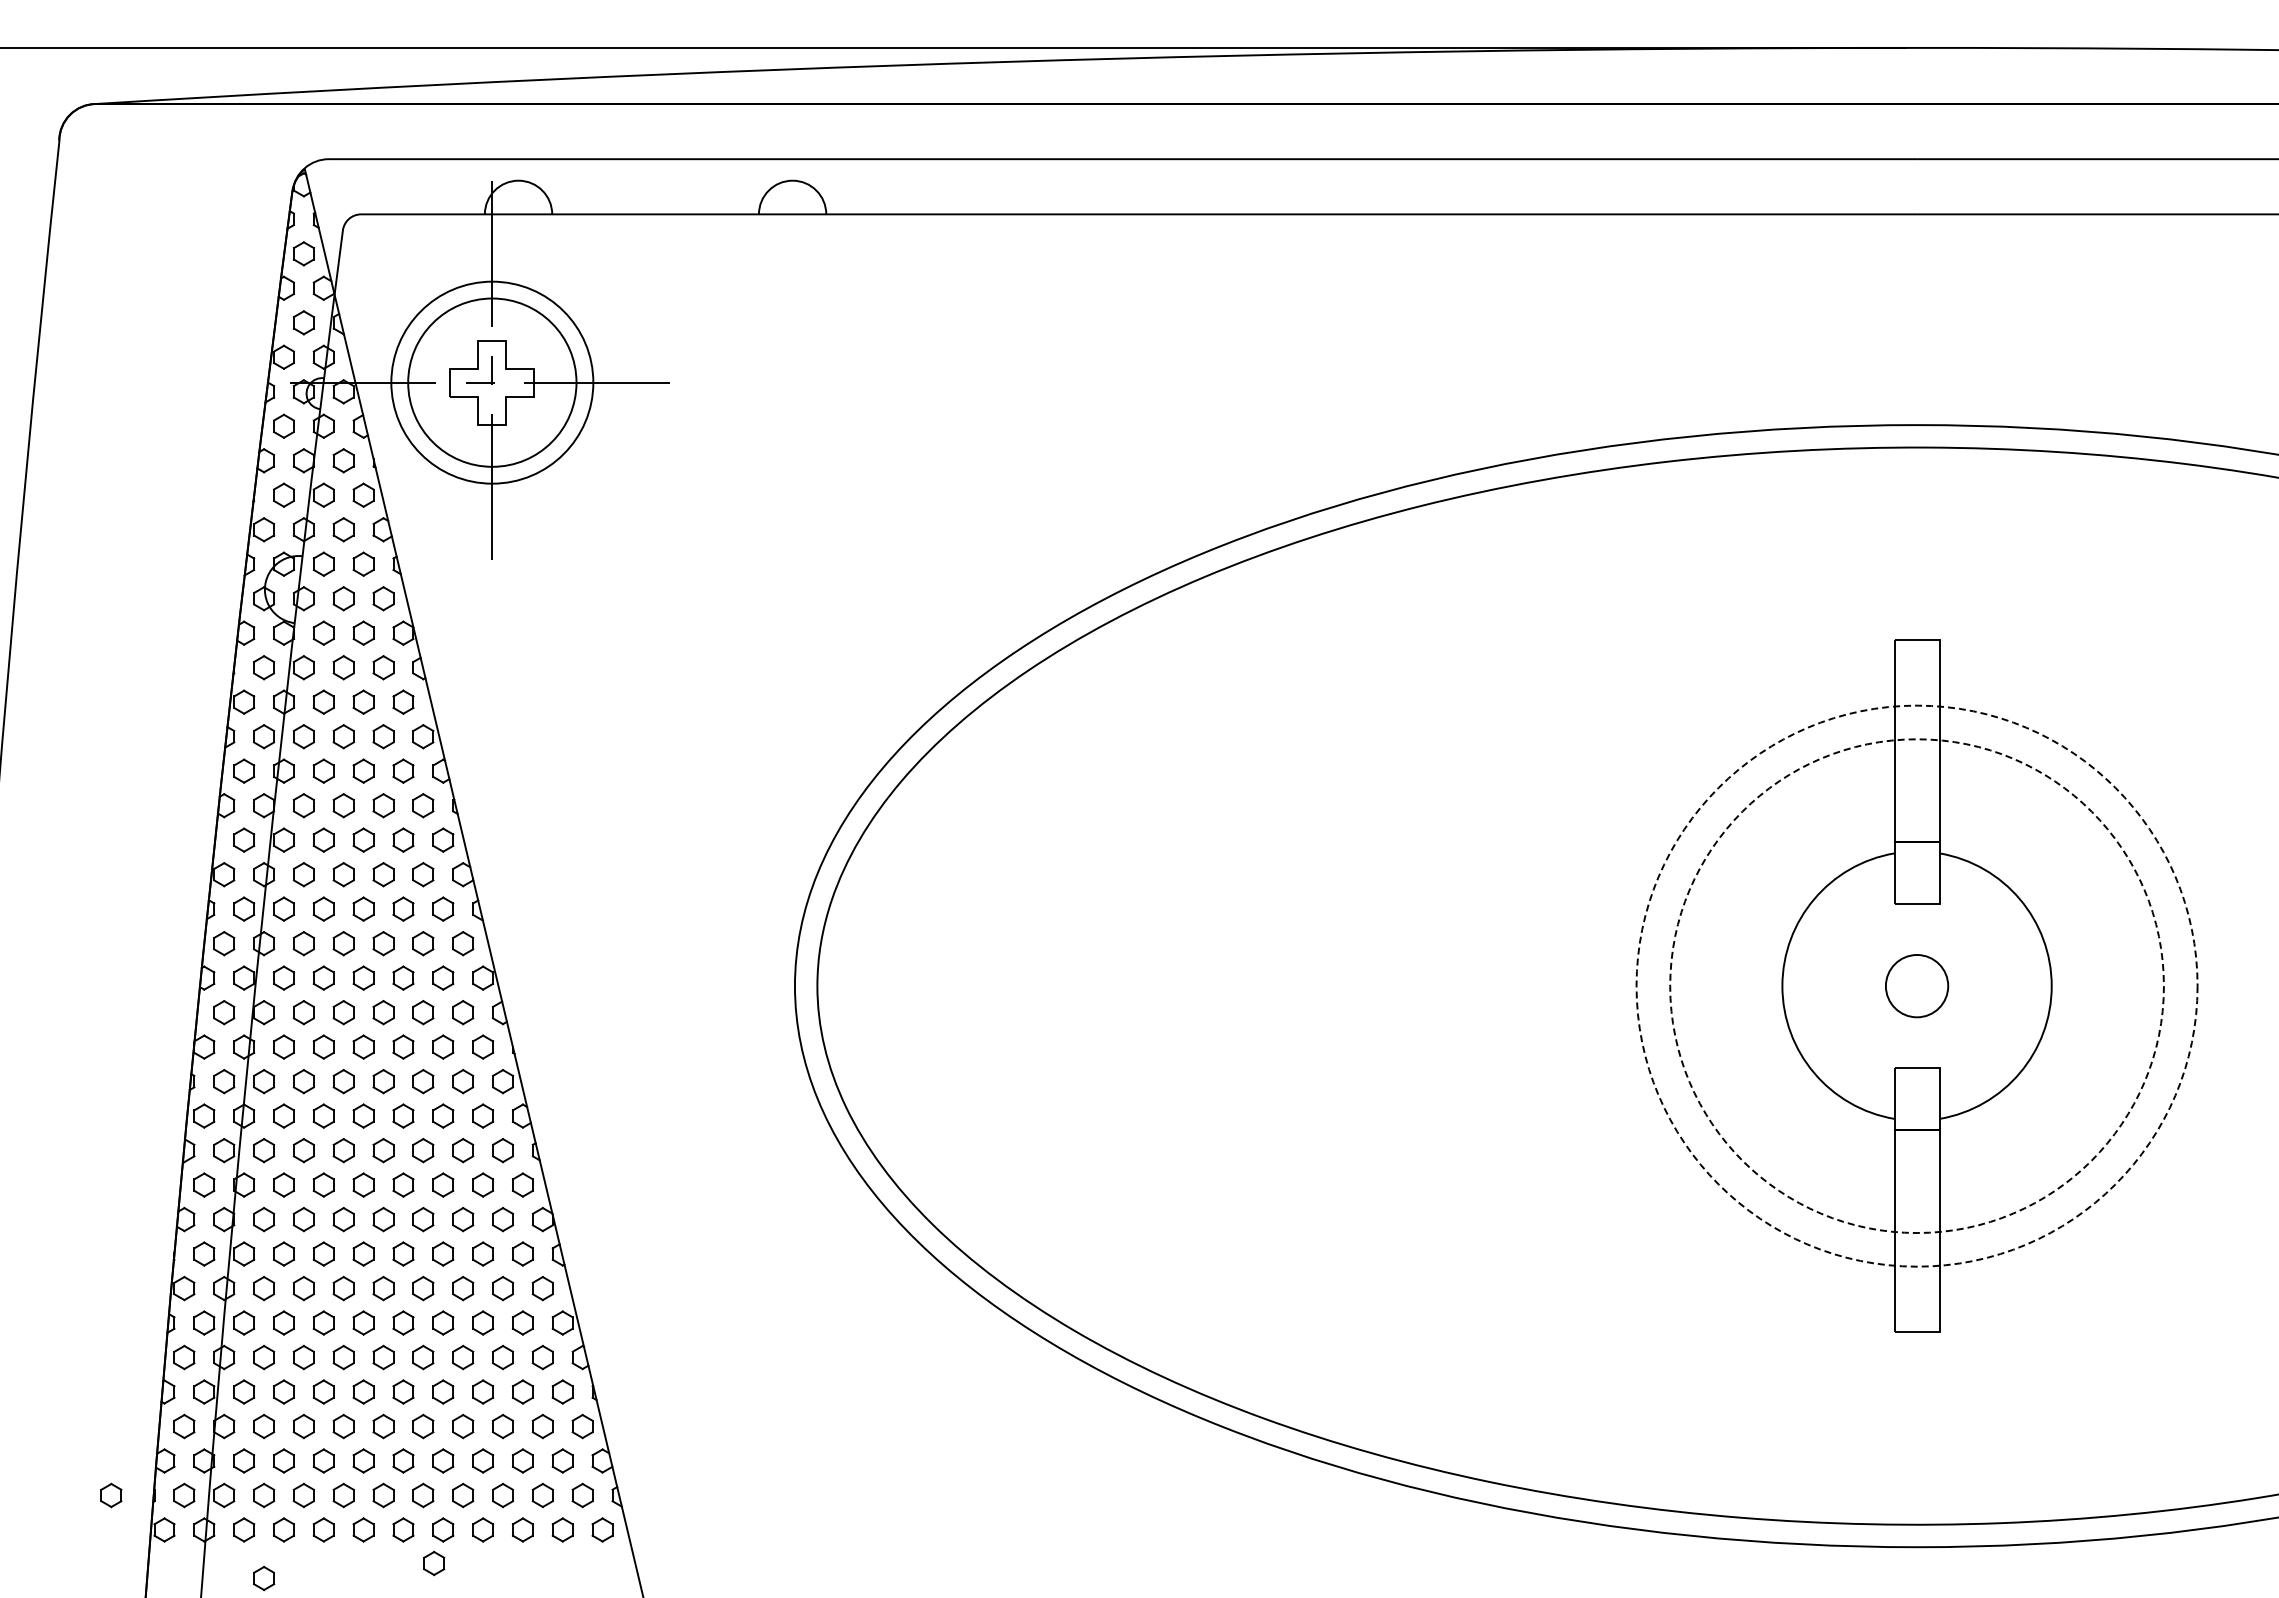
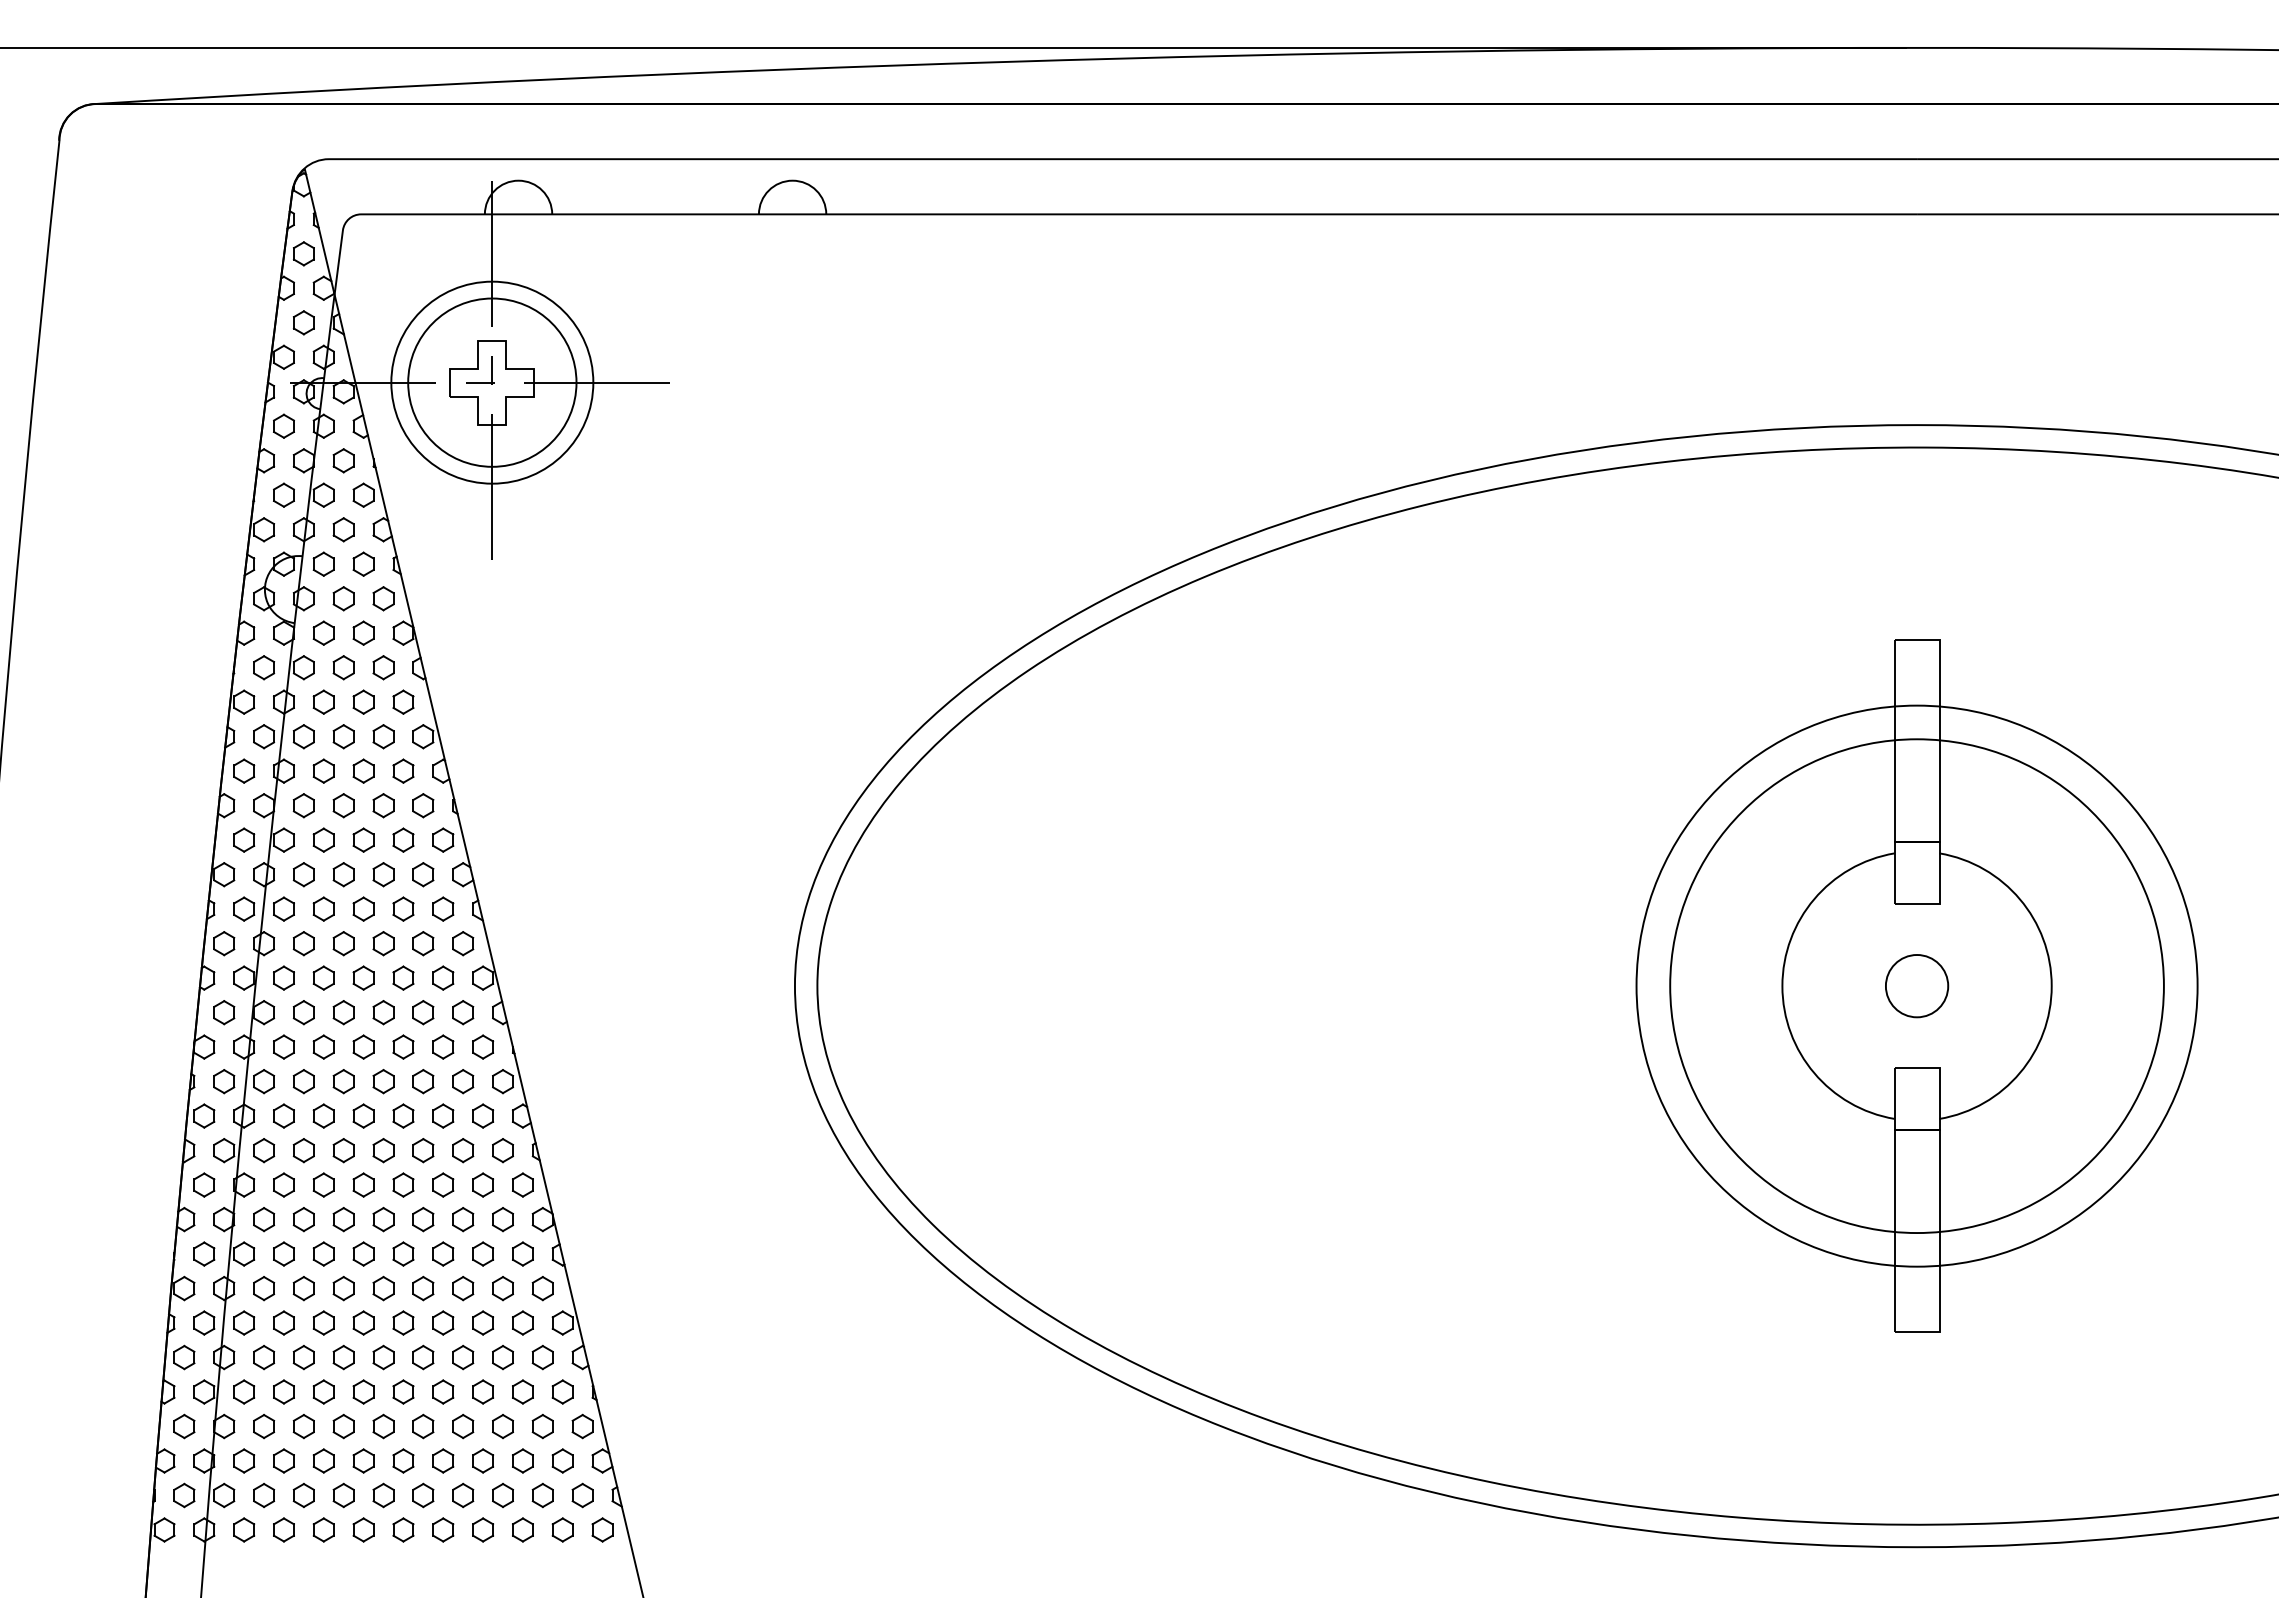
circle: dashed -> solid (1916, 985)
circle: dashed -> solid (1916, 986)
part: present -> none (111, 1495)
part: present -> none (434, 1563)
part: present -> none (264, 1578)
